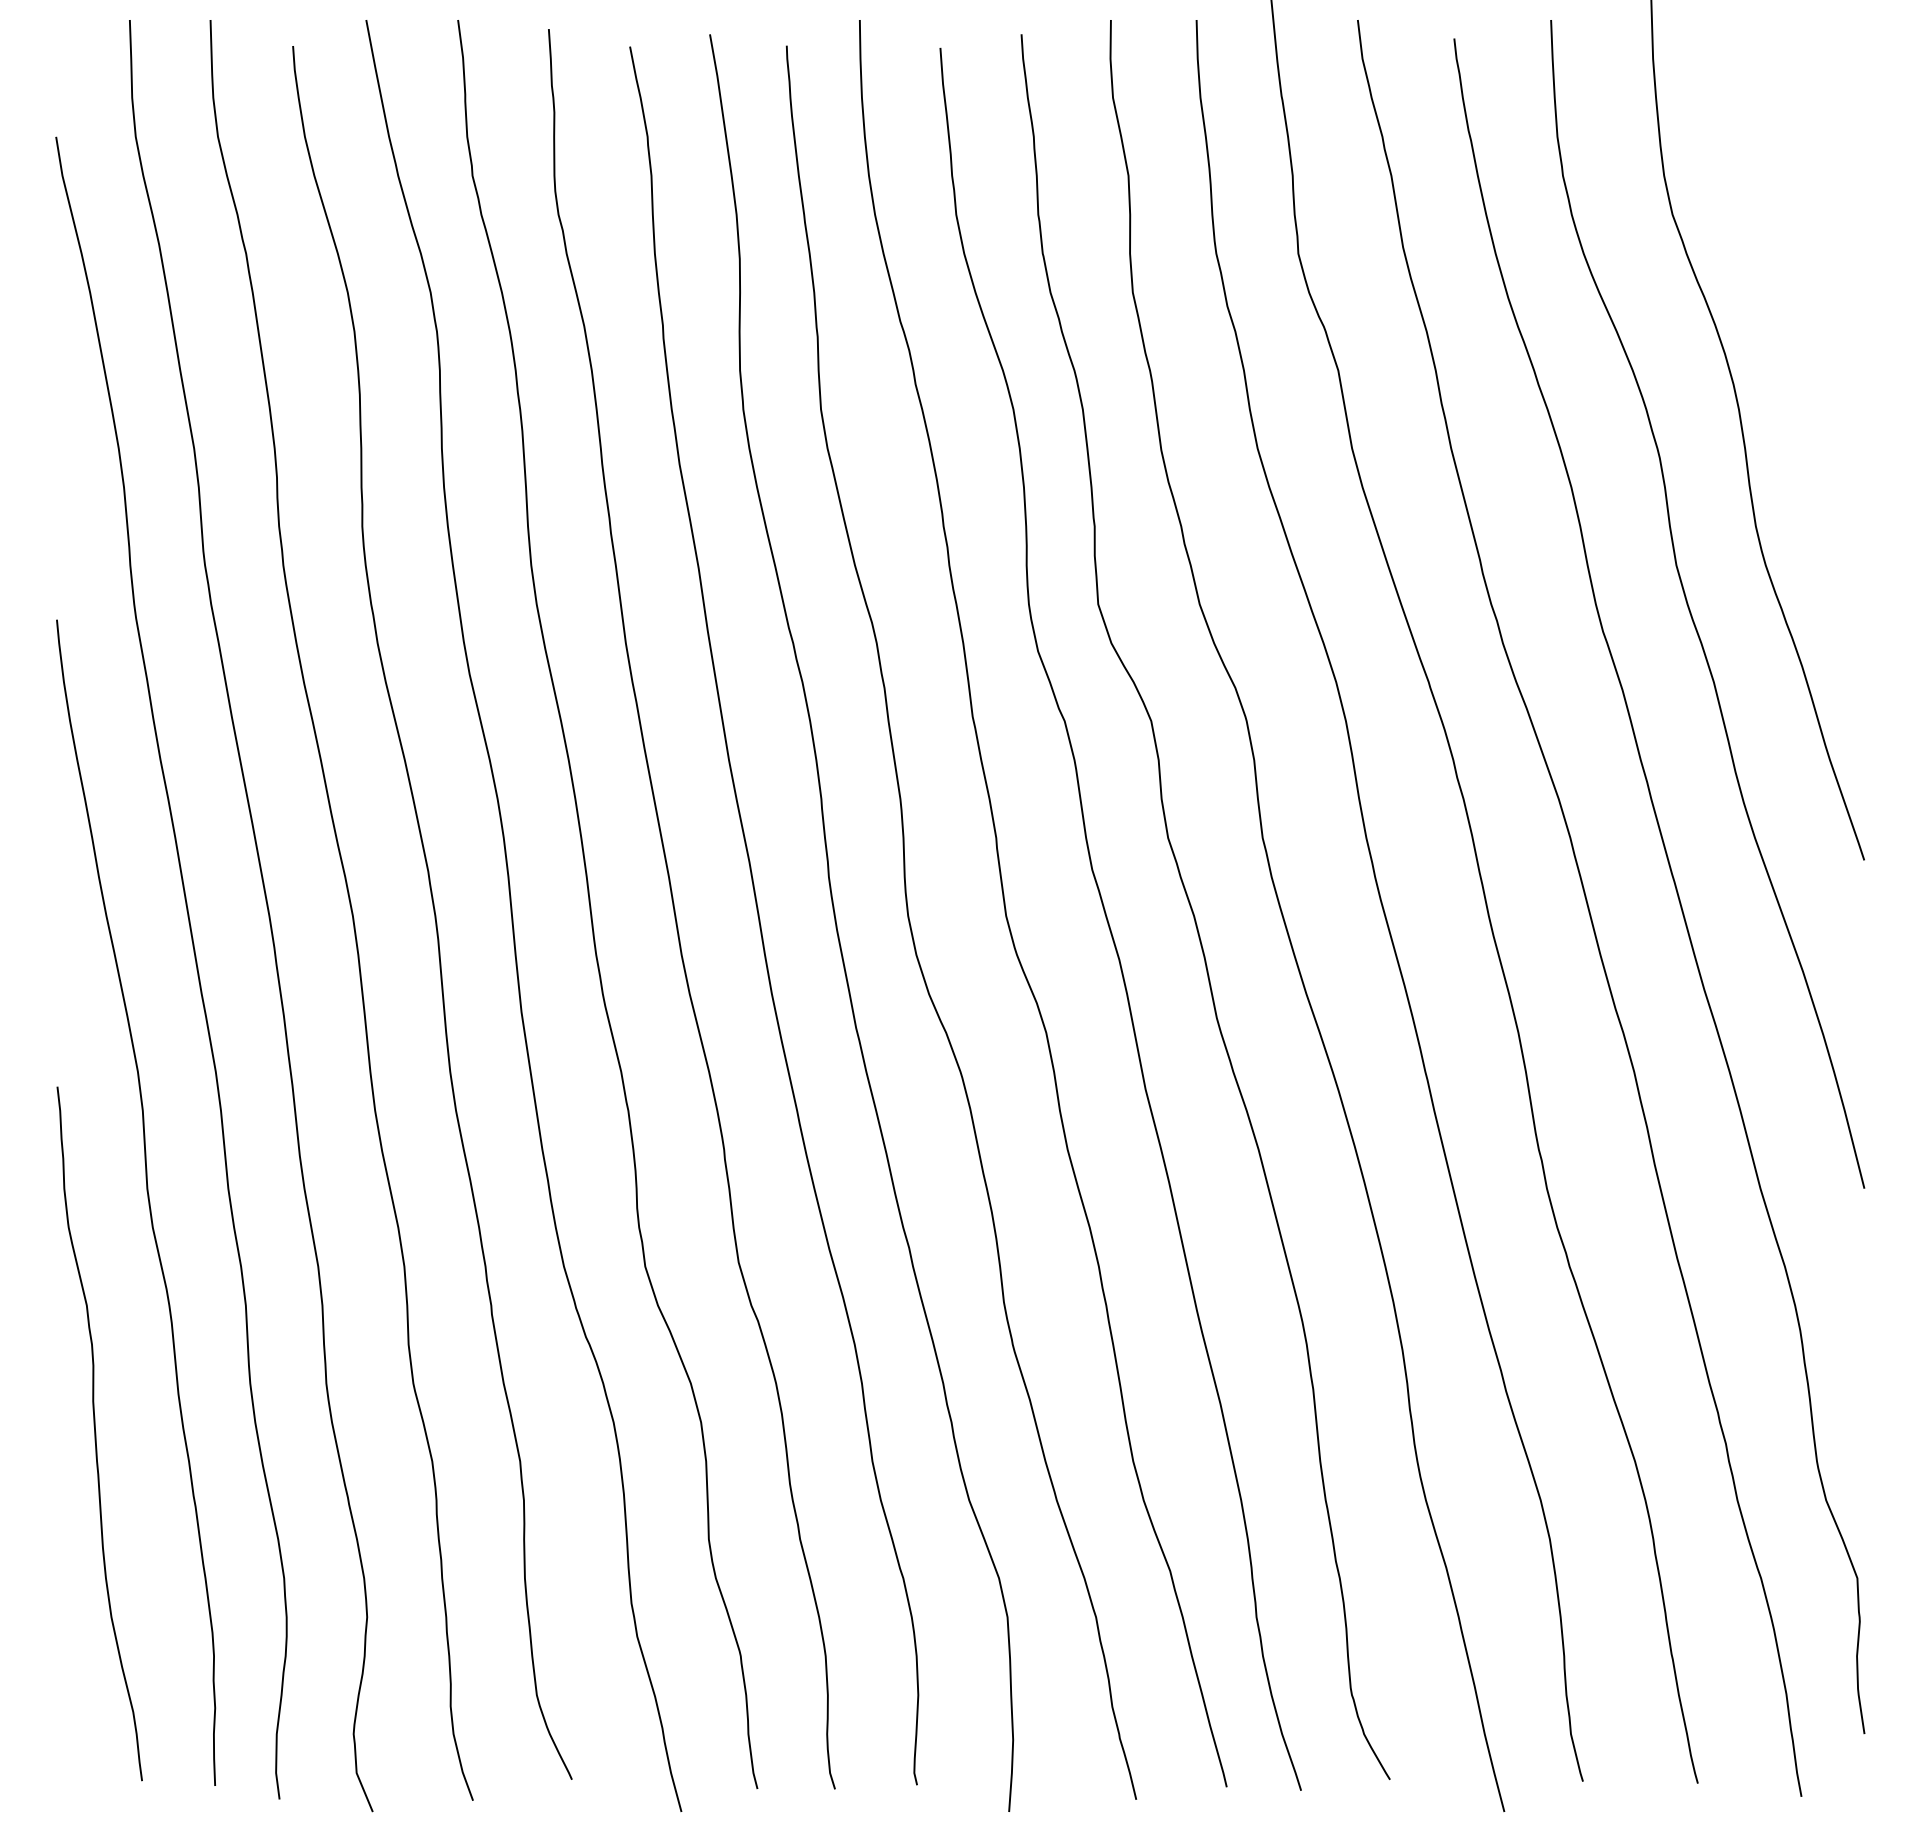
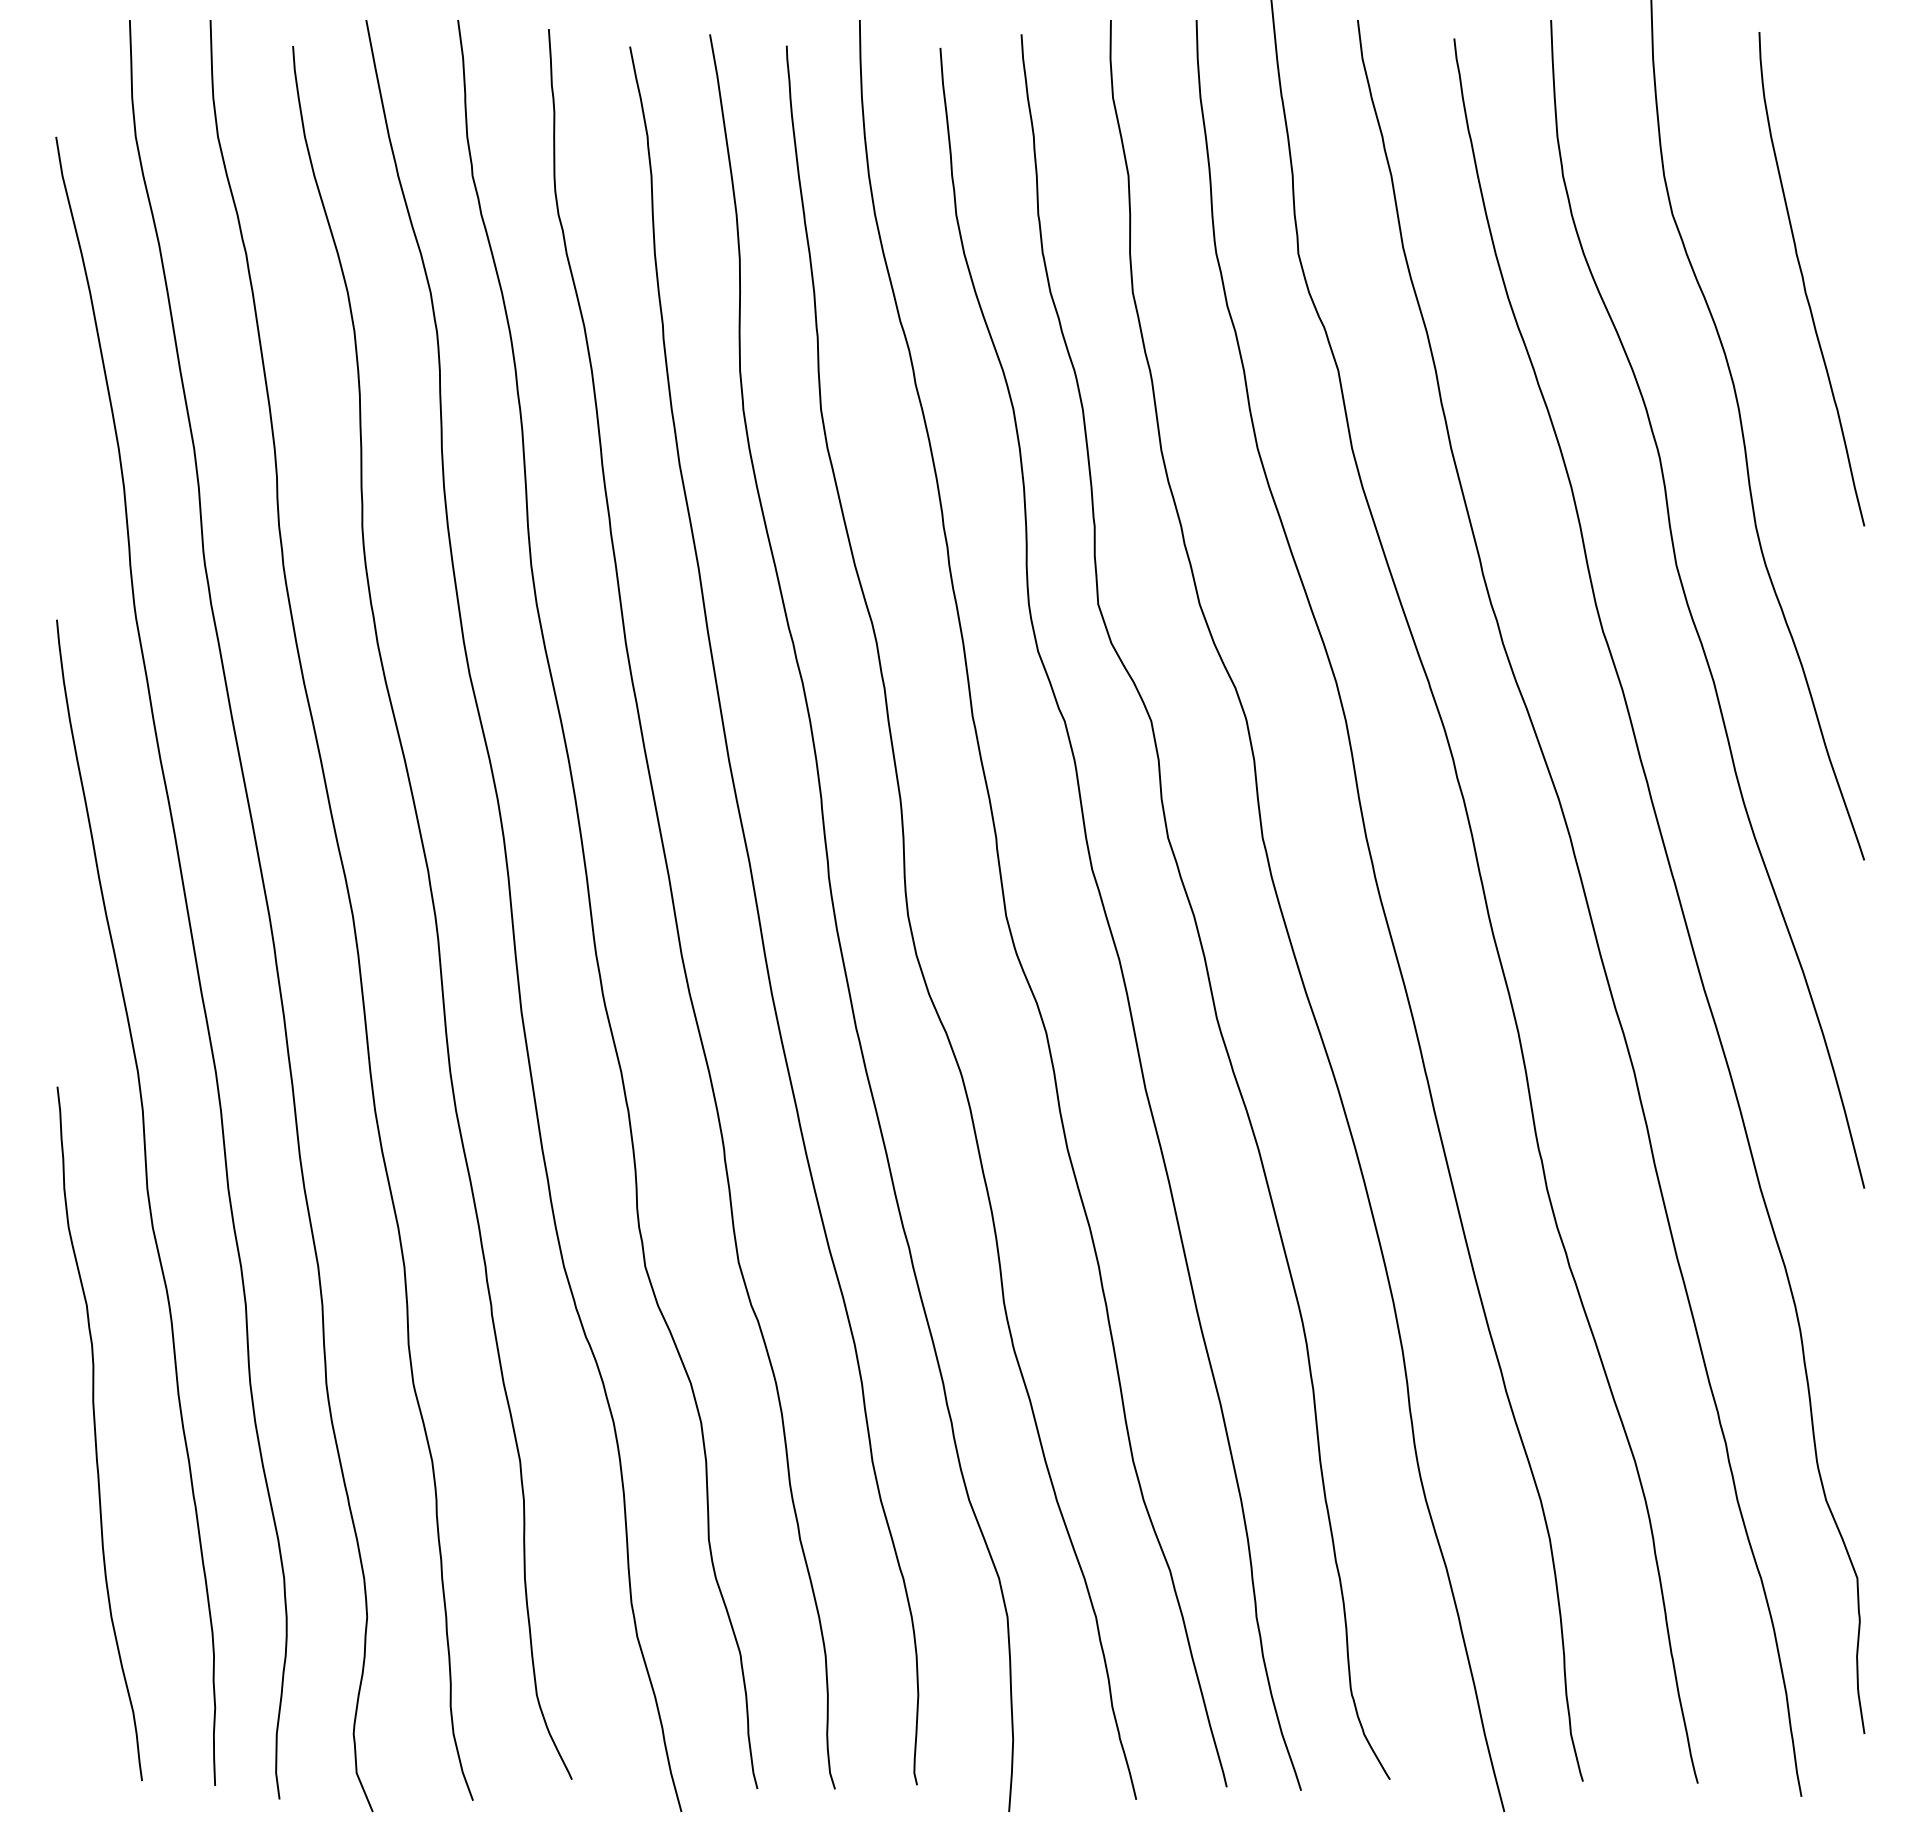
curve: none -> present (1804, 280)
